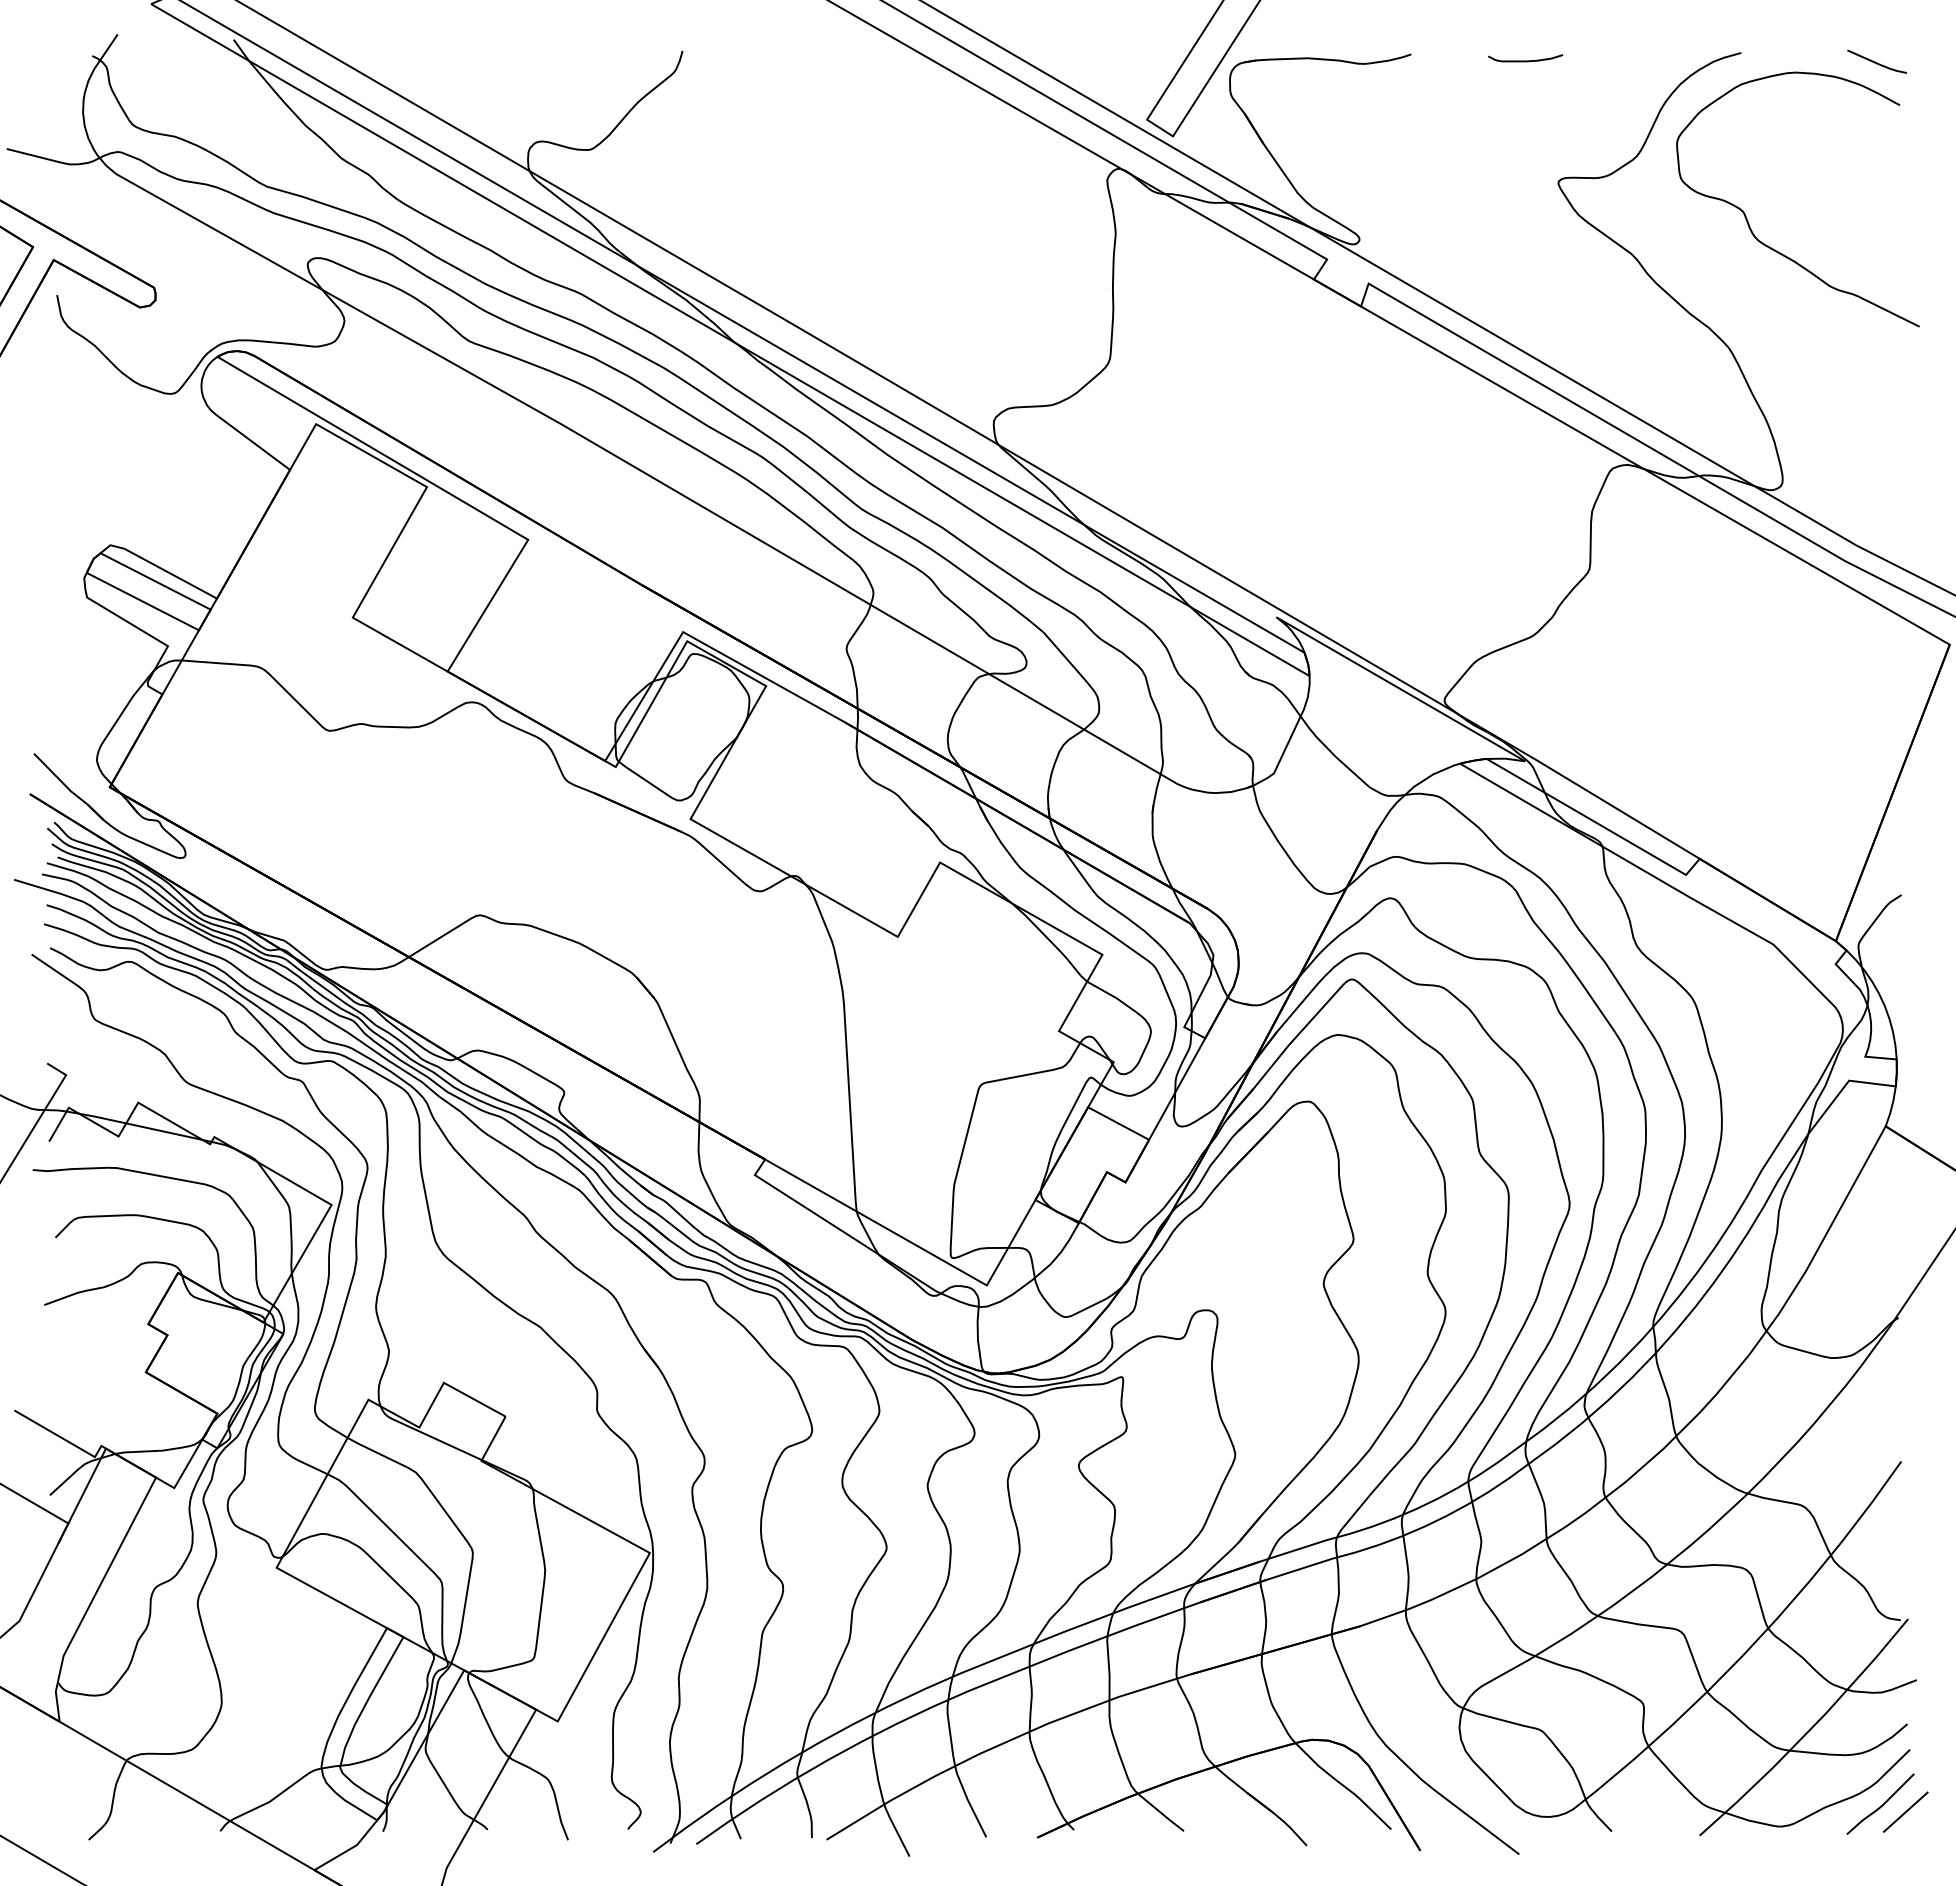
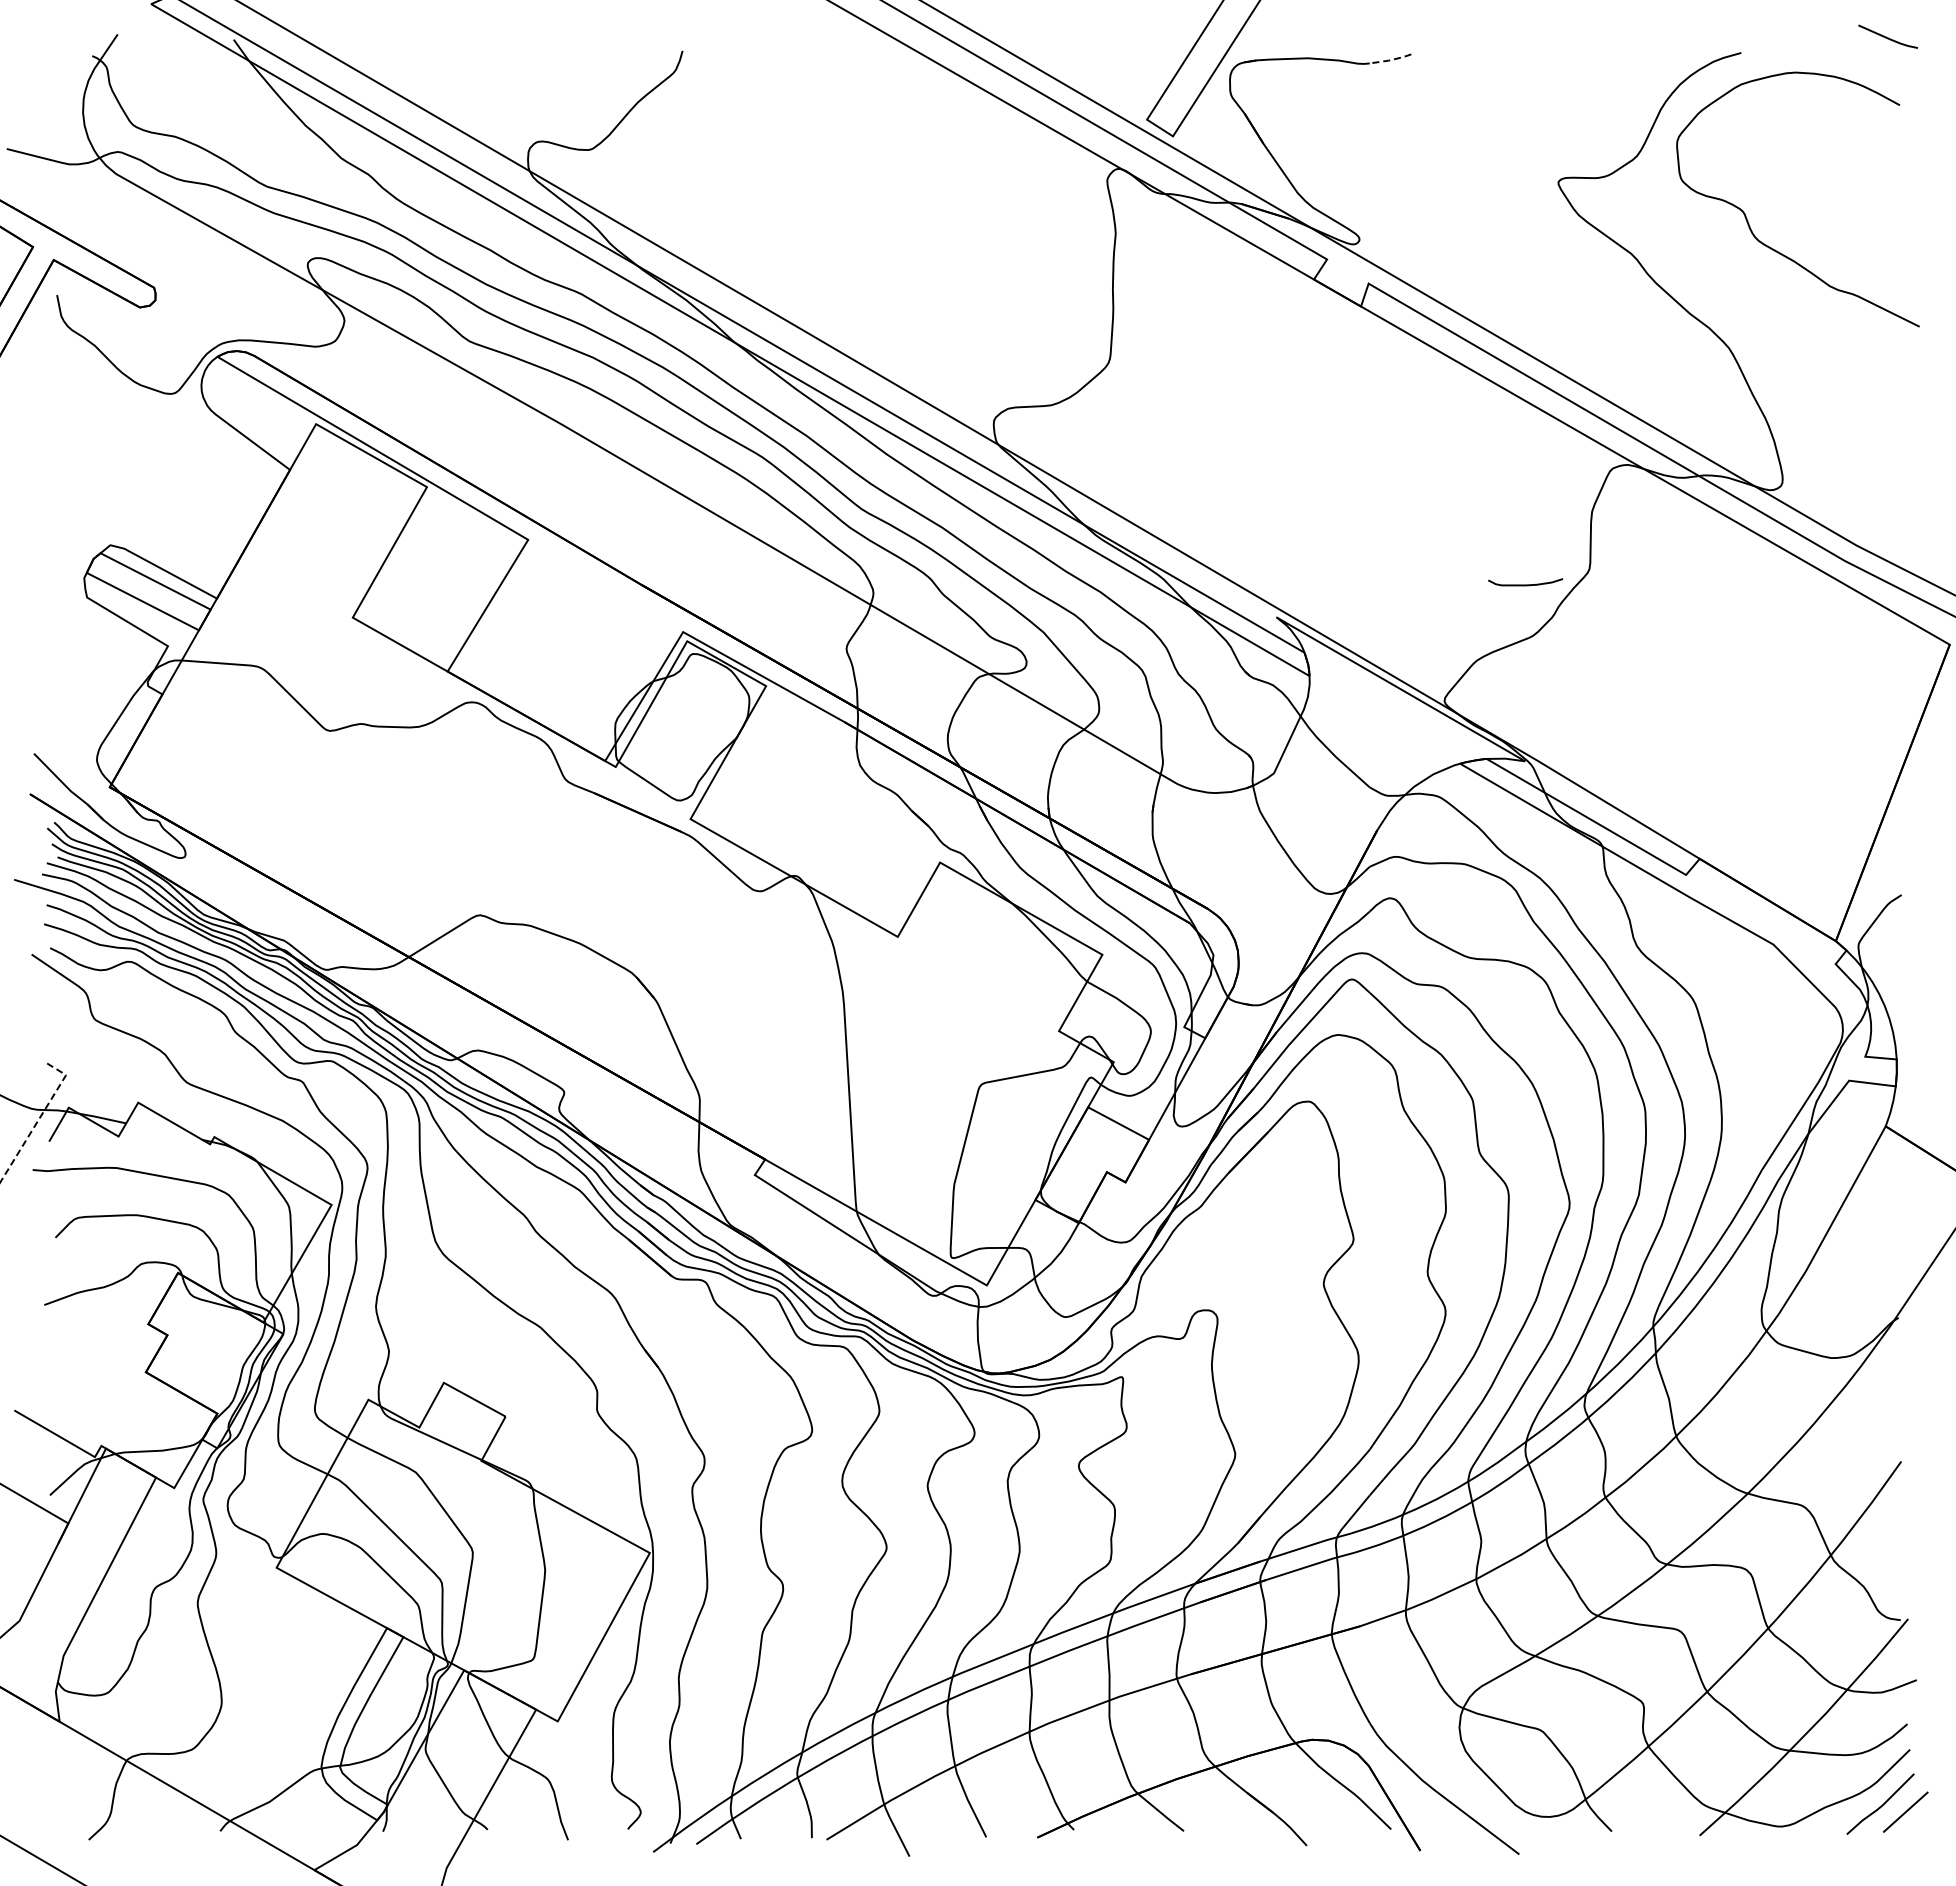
line: solid -> dashed (1390, 60)
curve position: (1525, 60) -> (1525, 584) (1525, 584)
line position: (1875, 61) -> (1886, 36) (1886, 36)
line: solid -> dashed (39, 1119)
line: present -> none (164, 1131)
